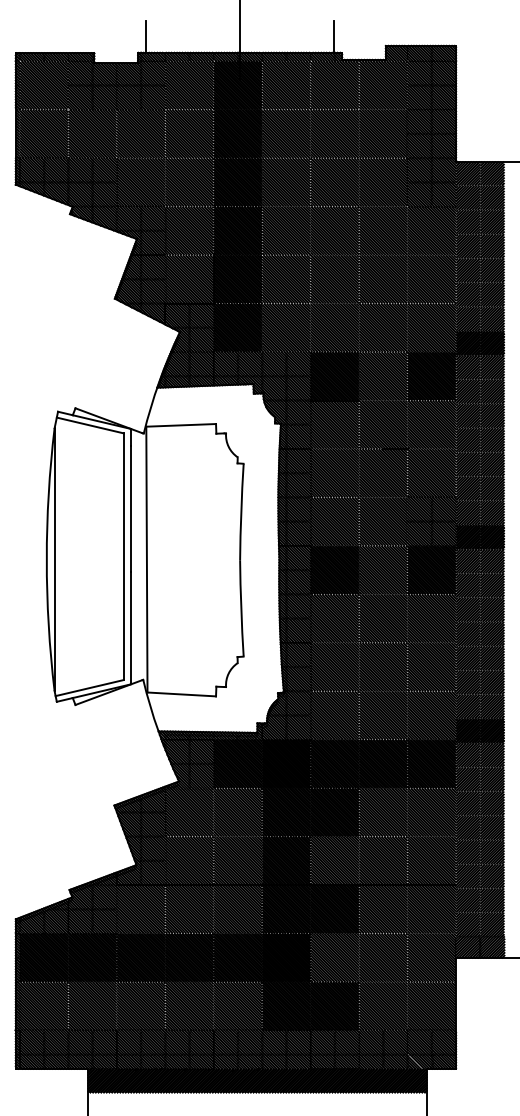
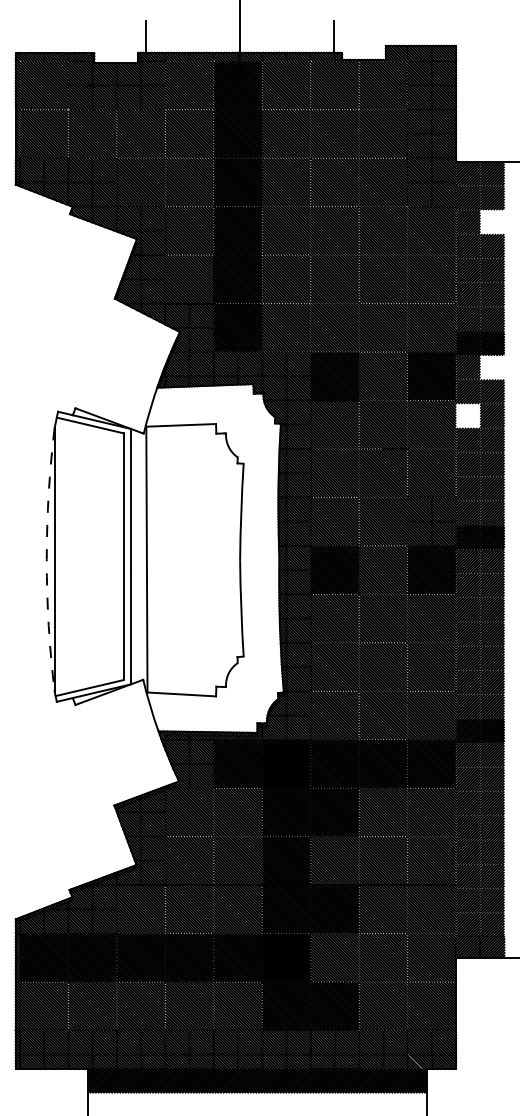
hatch: present -> none (492, 222)
hatch: present -> none (492, 367)
hatch: present -> none (468, 415)
arc: solid -> dashed (46, 559)
